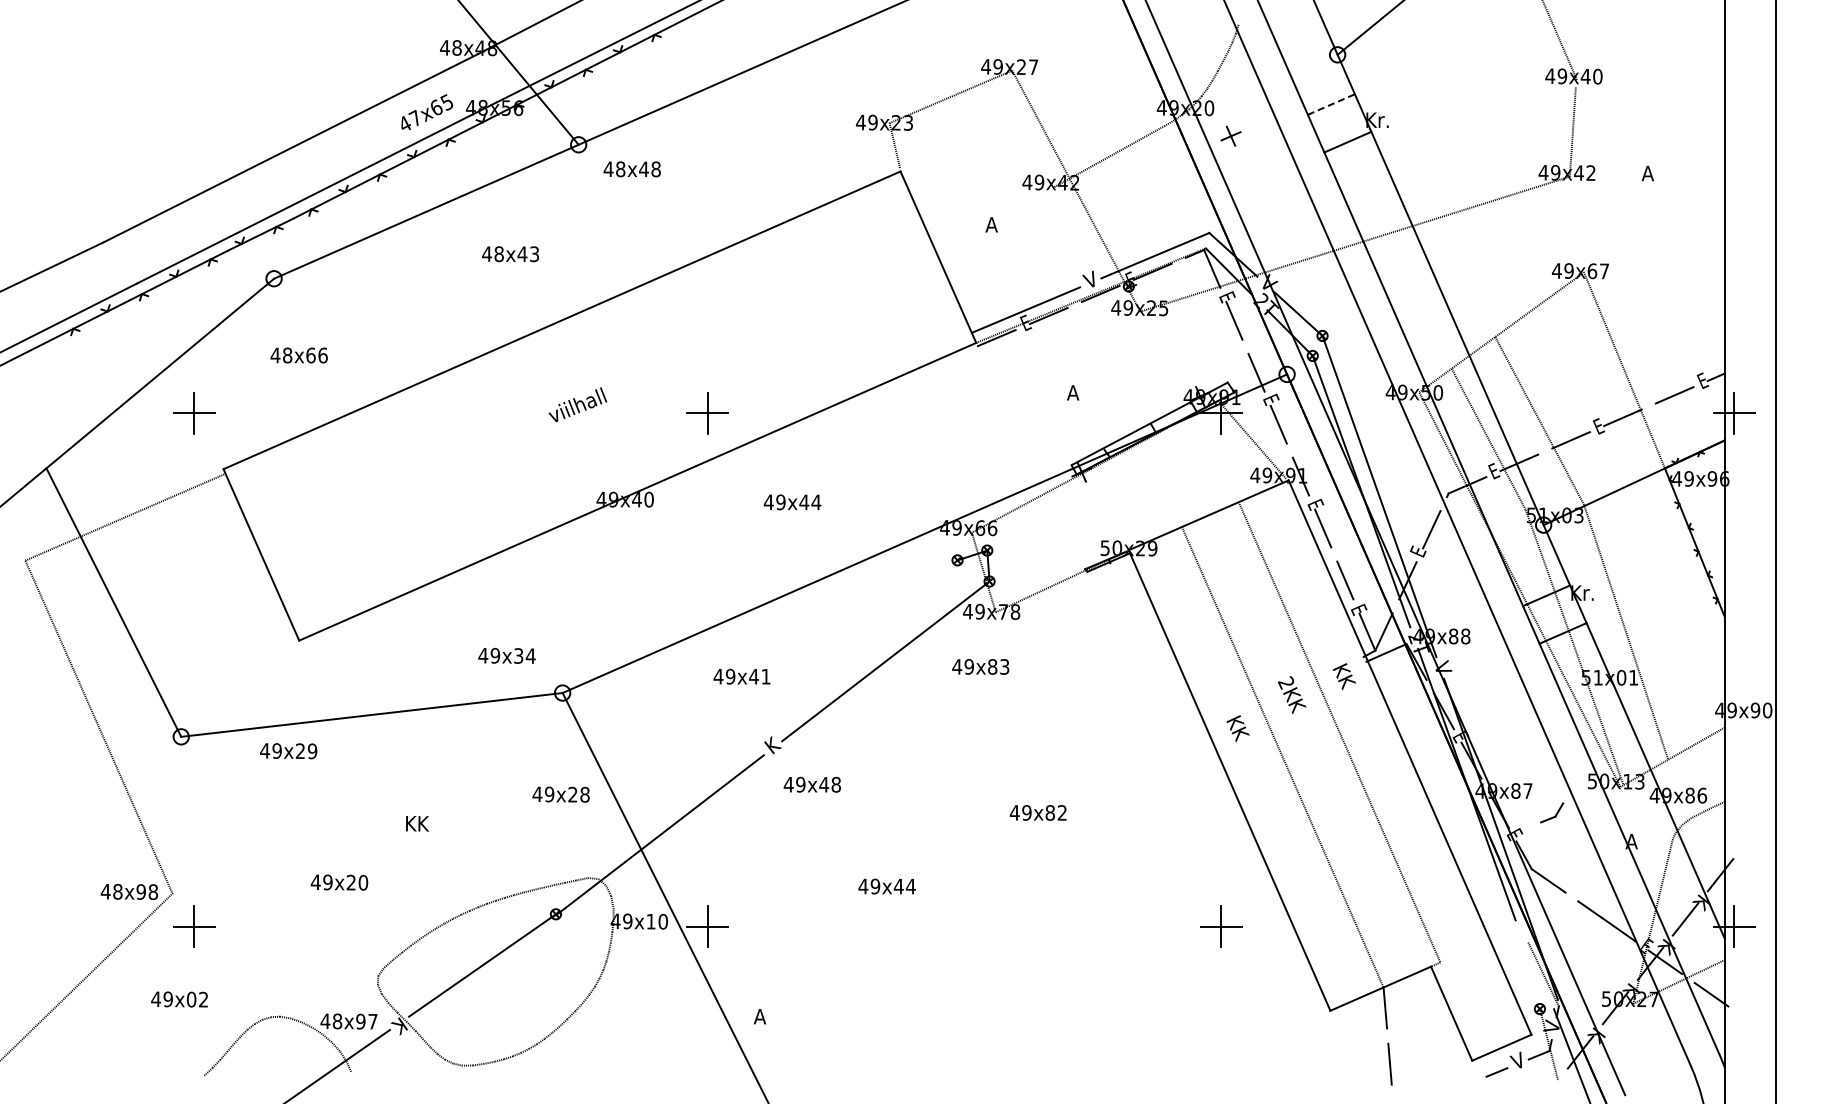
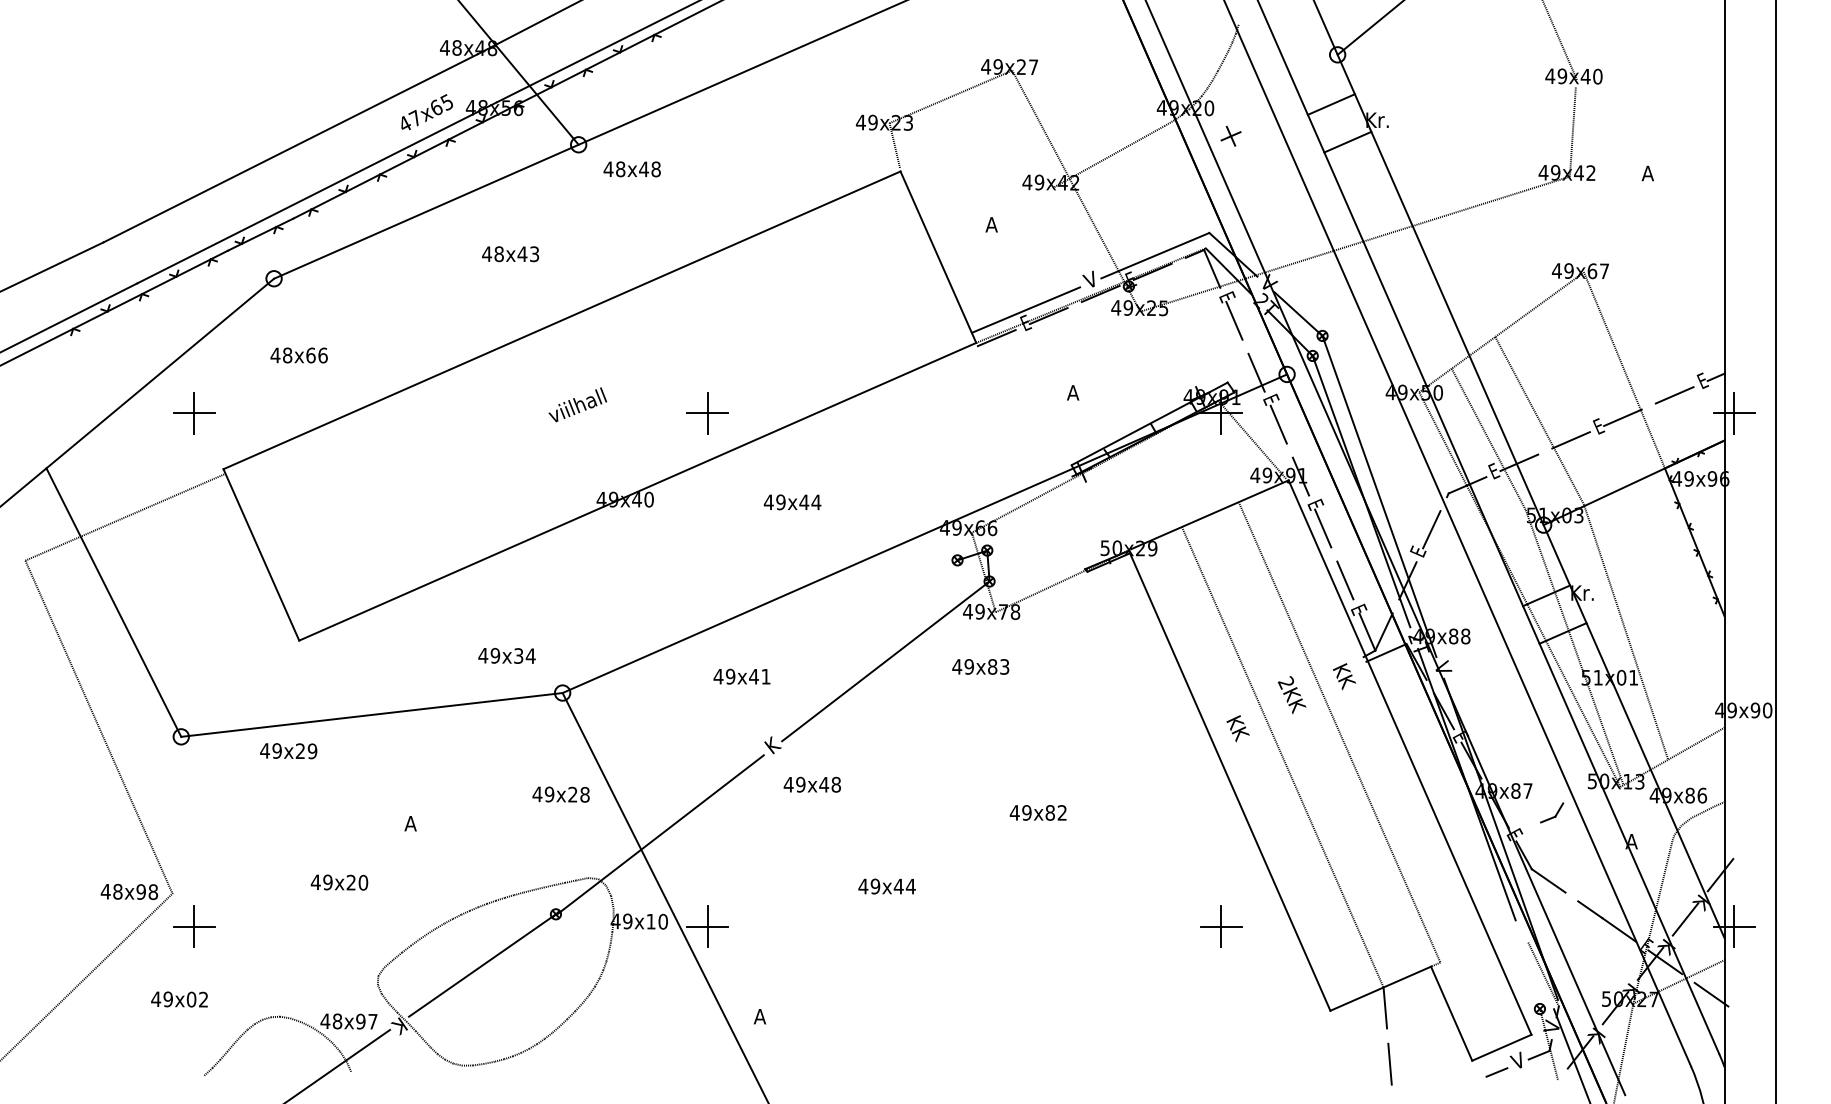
line: dashed -> solid (1331, 104)
text: KK -> A (416, 823)
line: none -> present (1623, 1051)
